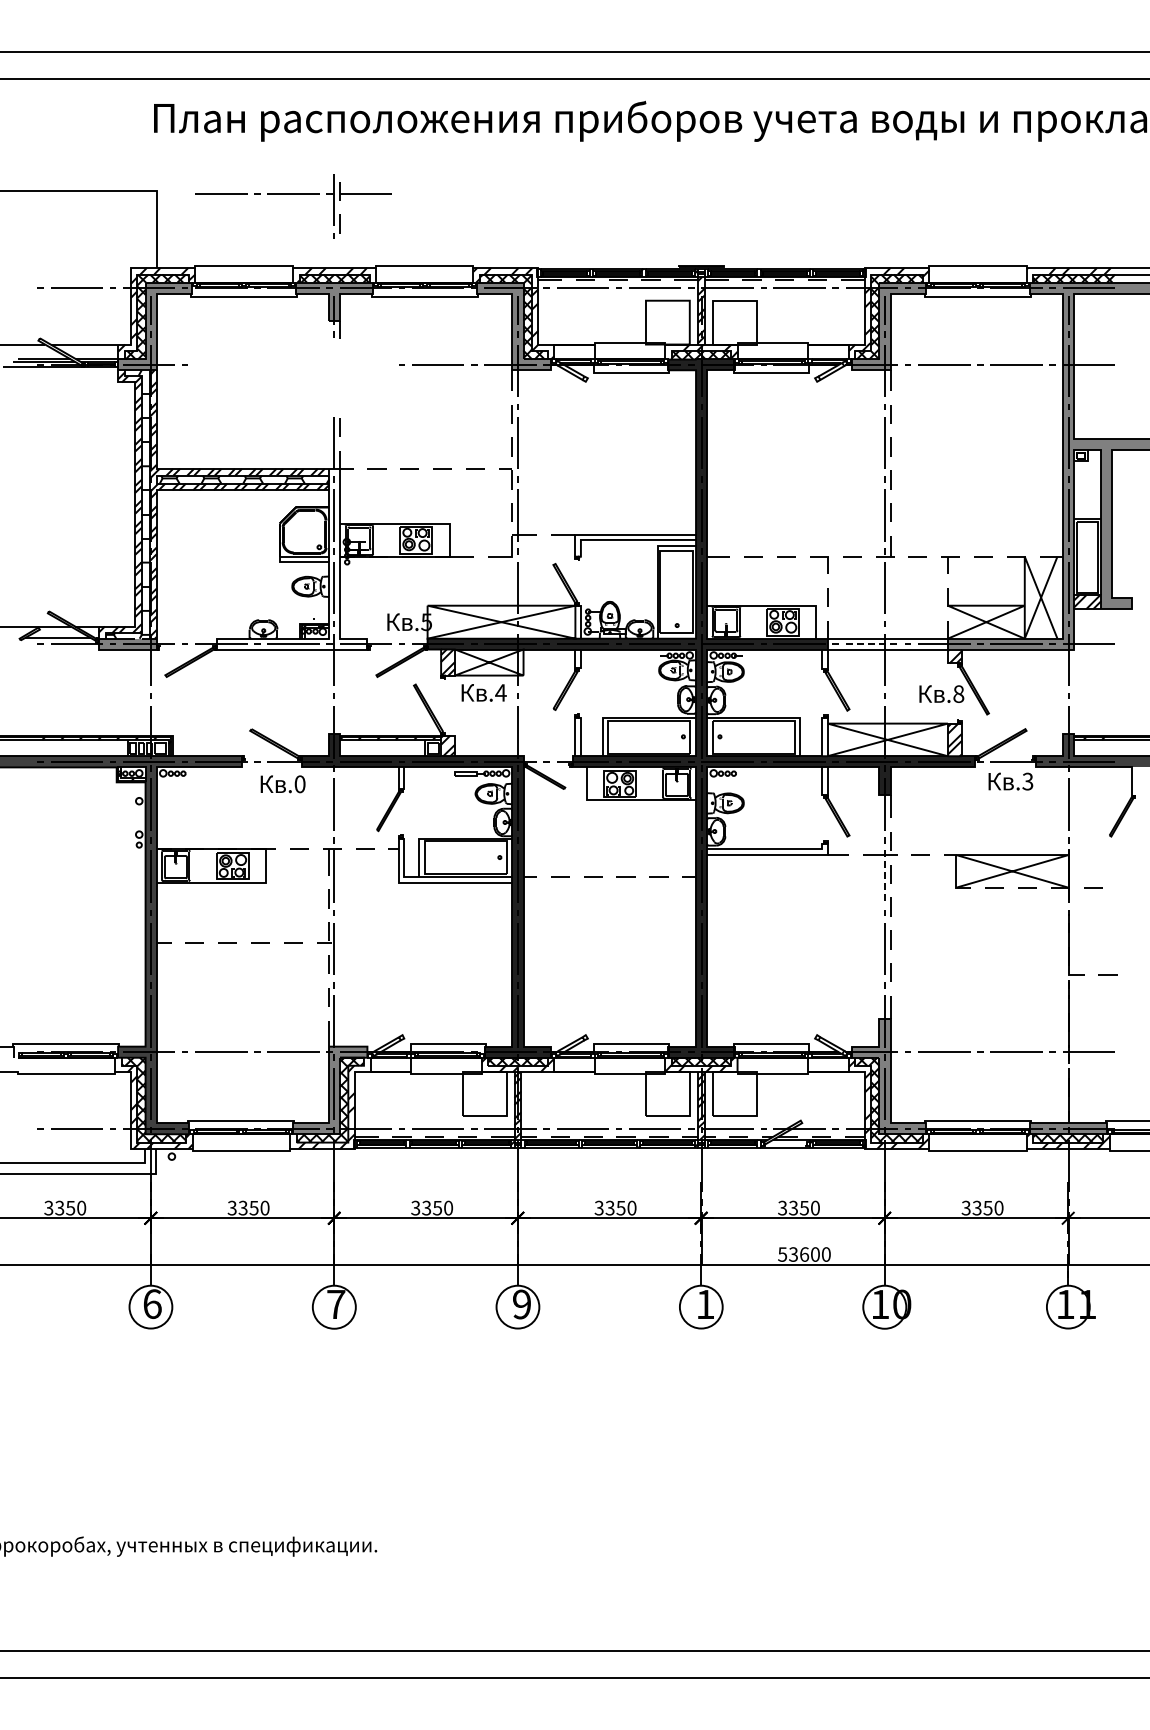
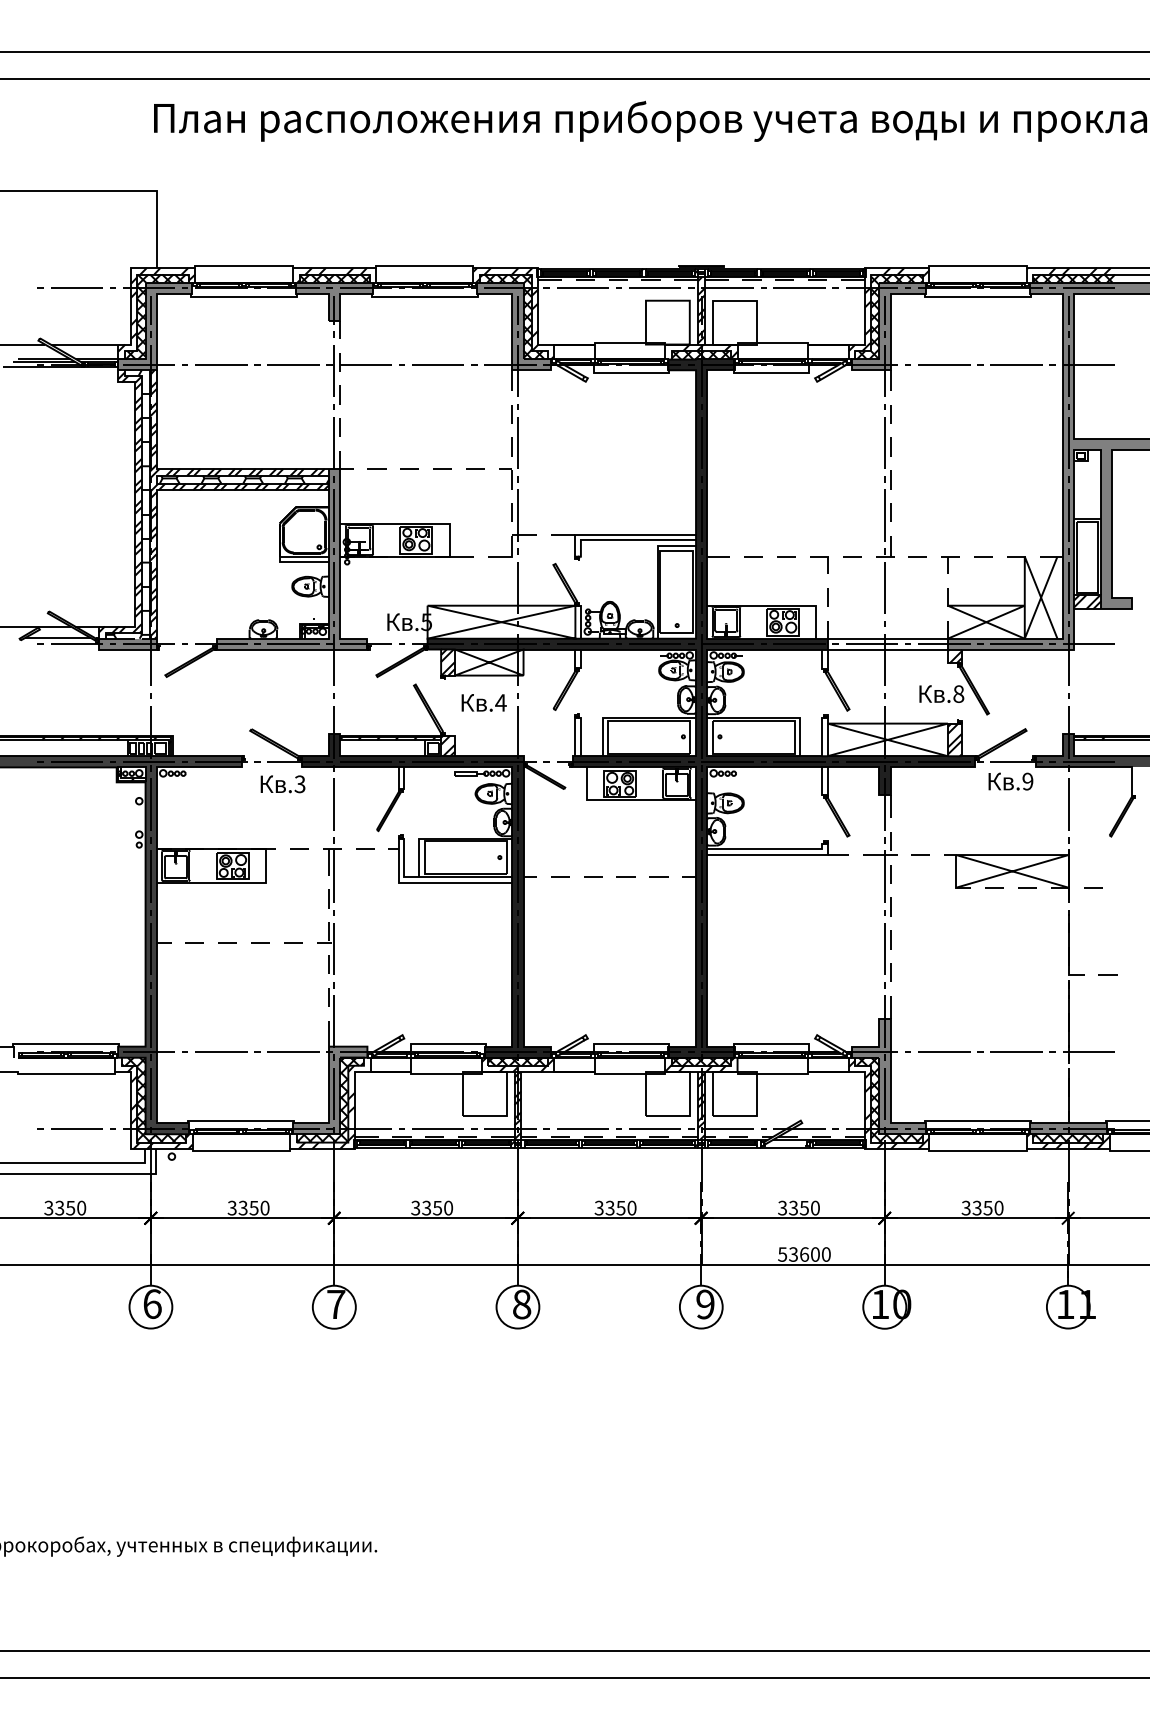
part position: (293, 194) -> (293, 365) (293, 365)
fill: none -> present (291, 559)
line: dashed -> solid (872, 644)
text position: (483, 692) -> (483, 702) (483, 702)
text: .3 -> .9 (1027, 781)
text: .0 -> .3 (299, 784)
line: dashed -> solid (884, 877)
text: 9 -> 8 (522, 1304)
text: 1 -> 9 (705, 1304)
